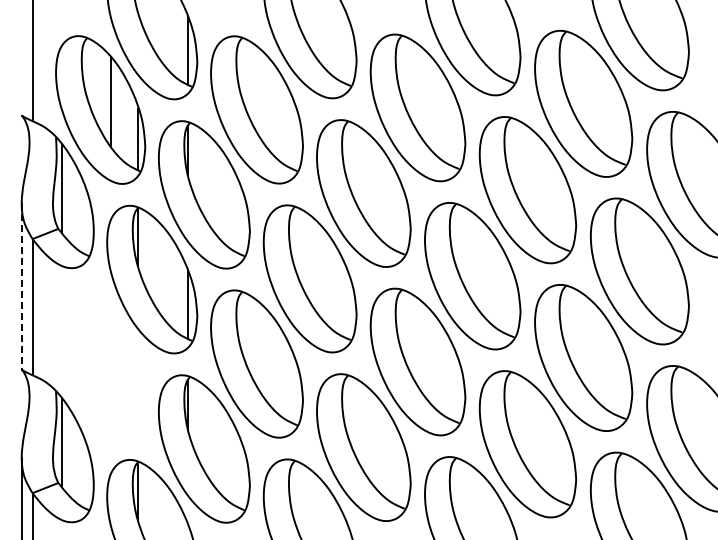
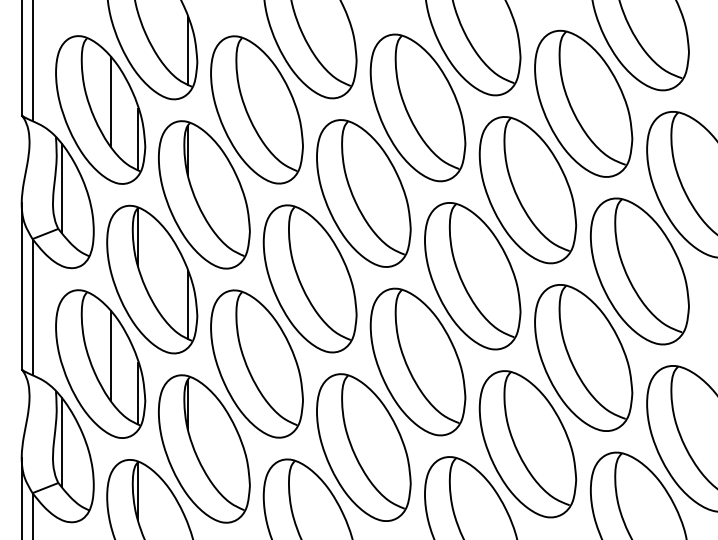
line: none -> present (21, 58)
line: dashed -> solid (21, 287)
part: none -> present (100, 363)
